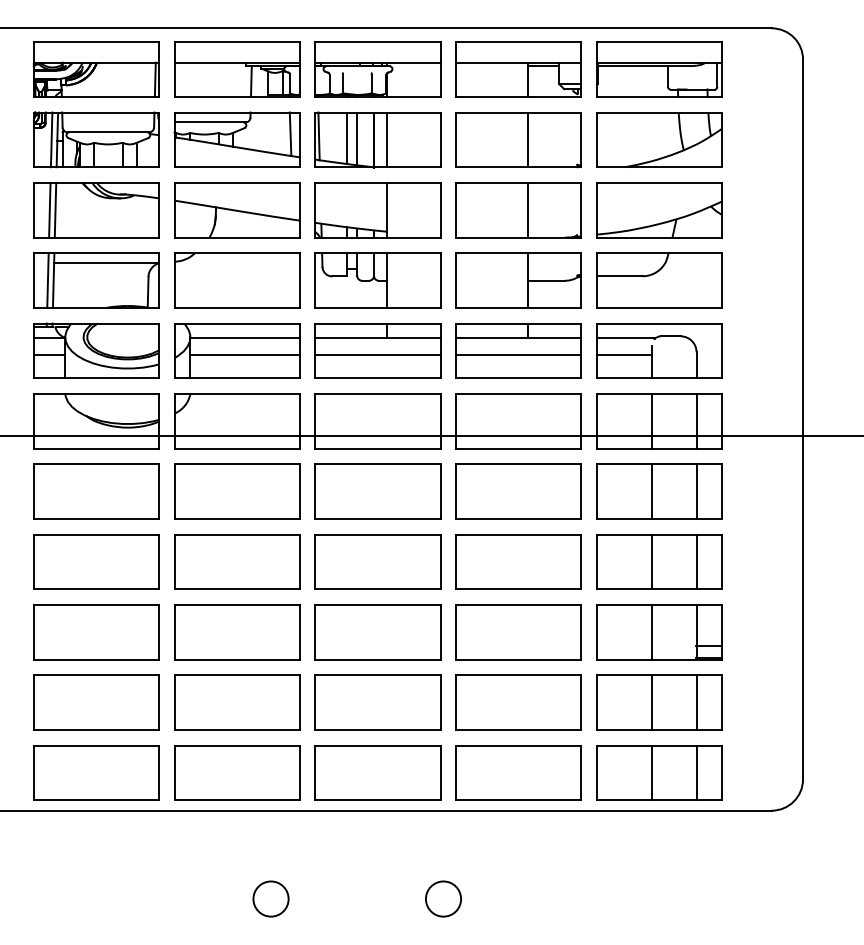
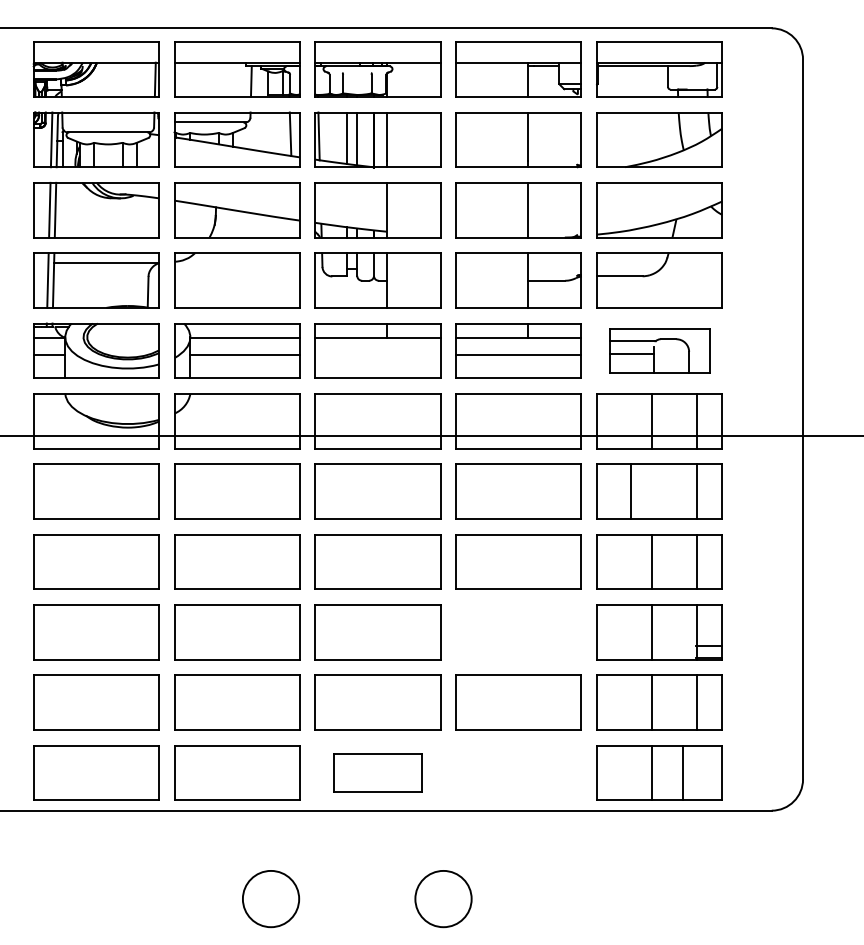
part size: 127x56 px -> 102x46 px (659, 350)
line: present -> none (377, 355)
line position: (652, 491) -> (631, 491) (631, 491)
part: present -> none (518, 632)
part size: 128x56 px -> 90x40 px (377, 772)
part: present -> none (518, 772)
line position: (696, 772) -> (682, 772) (682, 772)
circle diameter: 35 px -> 56 px (270, 898)
circle diameter: 35 px -> 56 px (443, 898)
